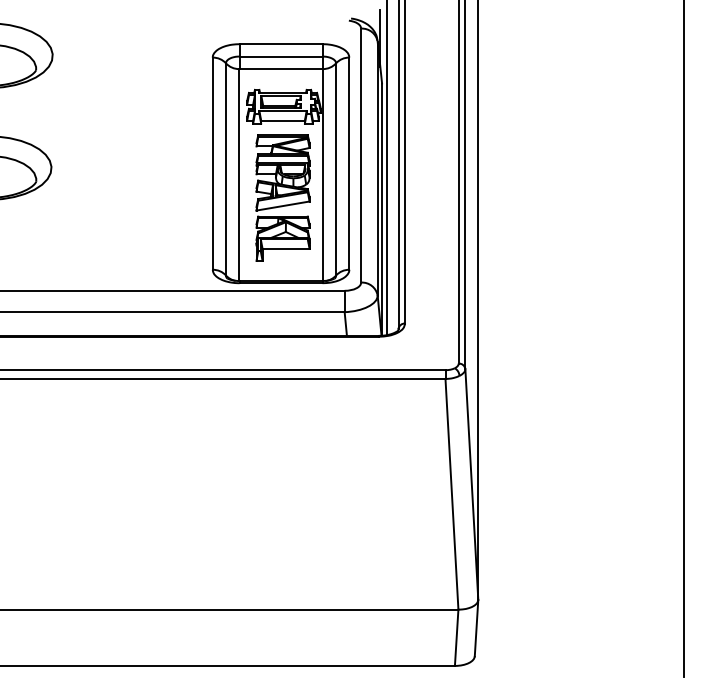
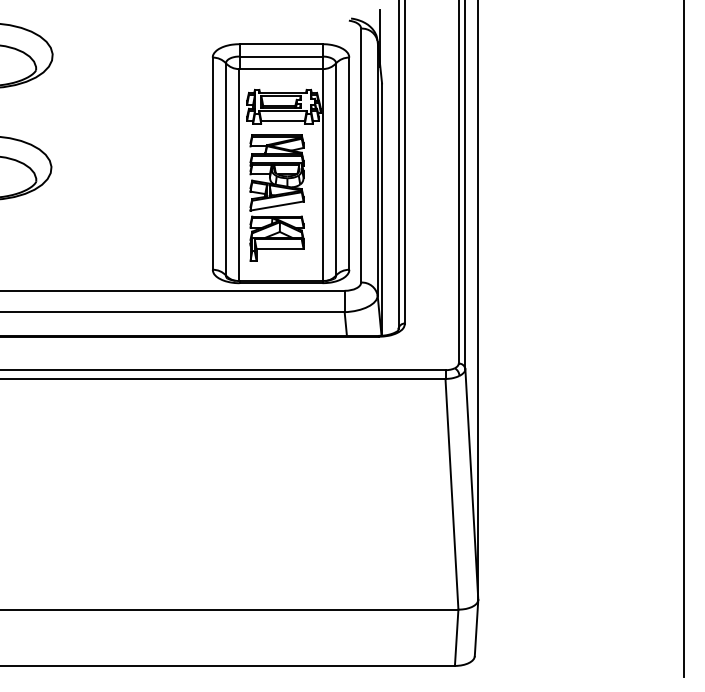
line: present -> none (386, 168)
part position: (282, 197) -> (276, 197) (276, 197)
